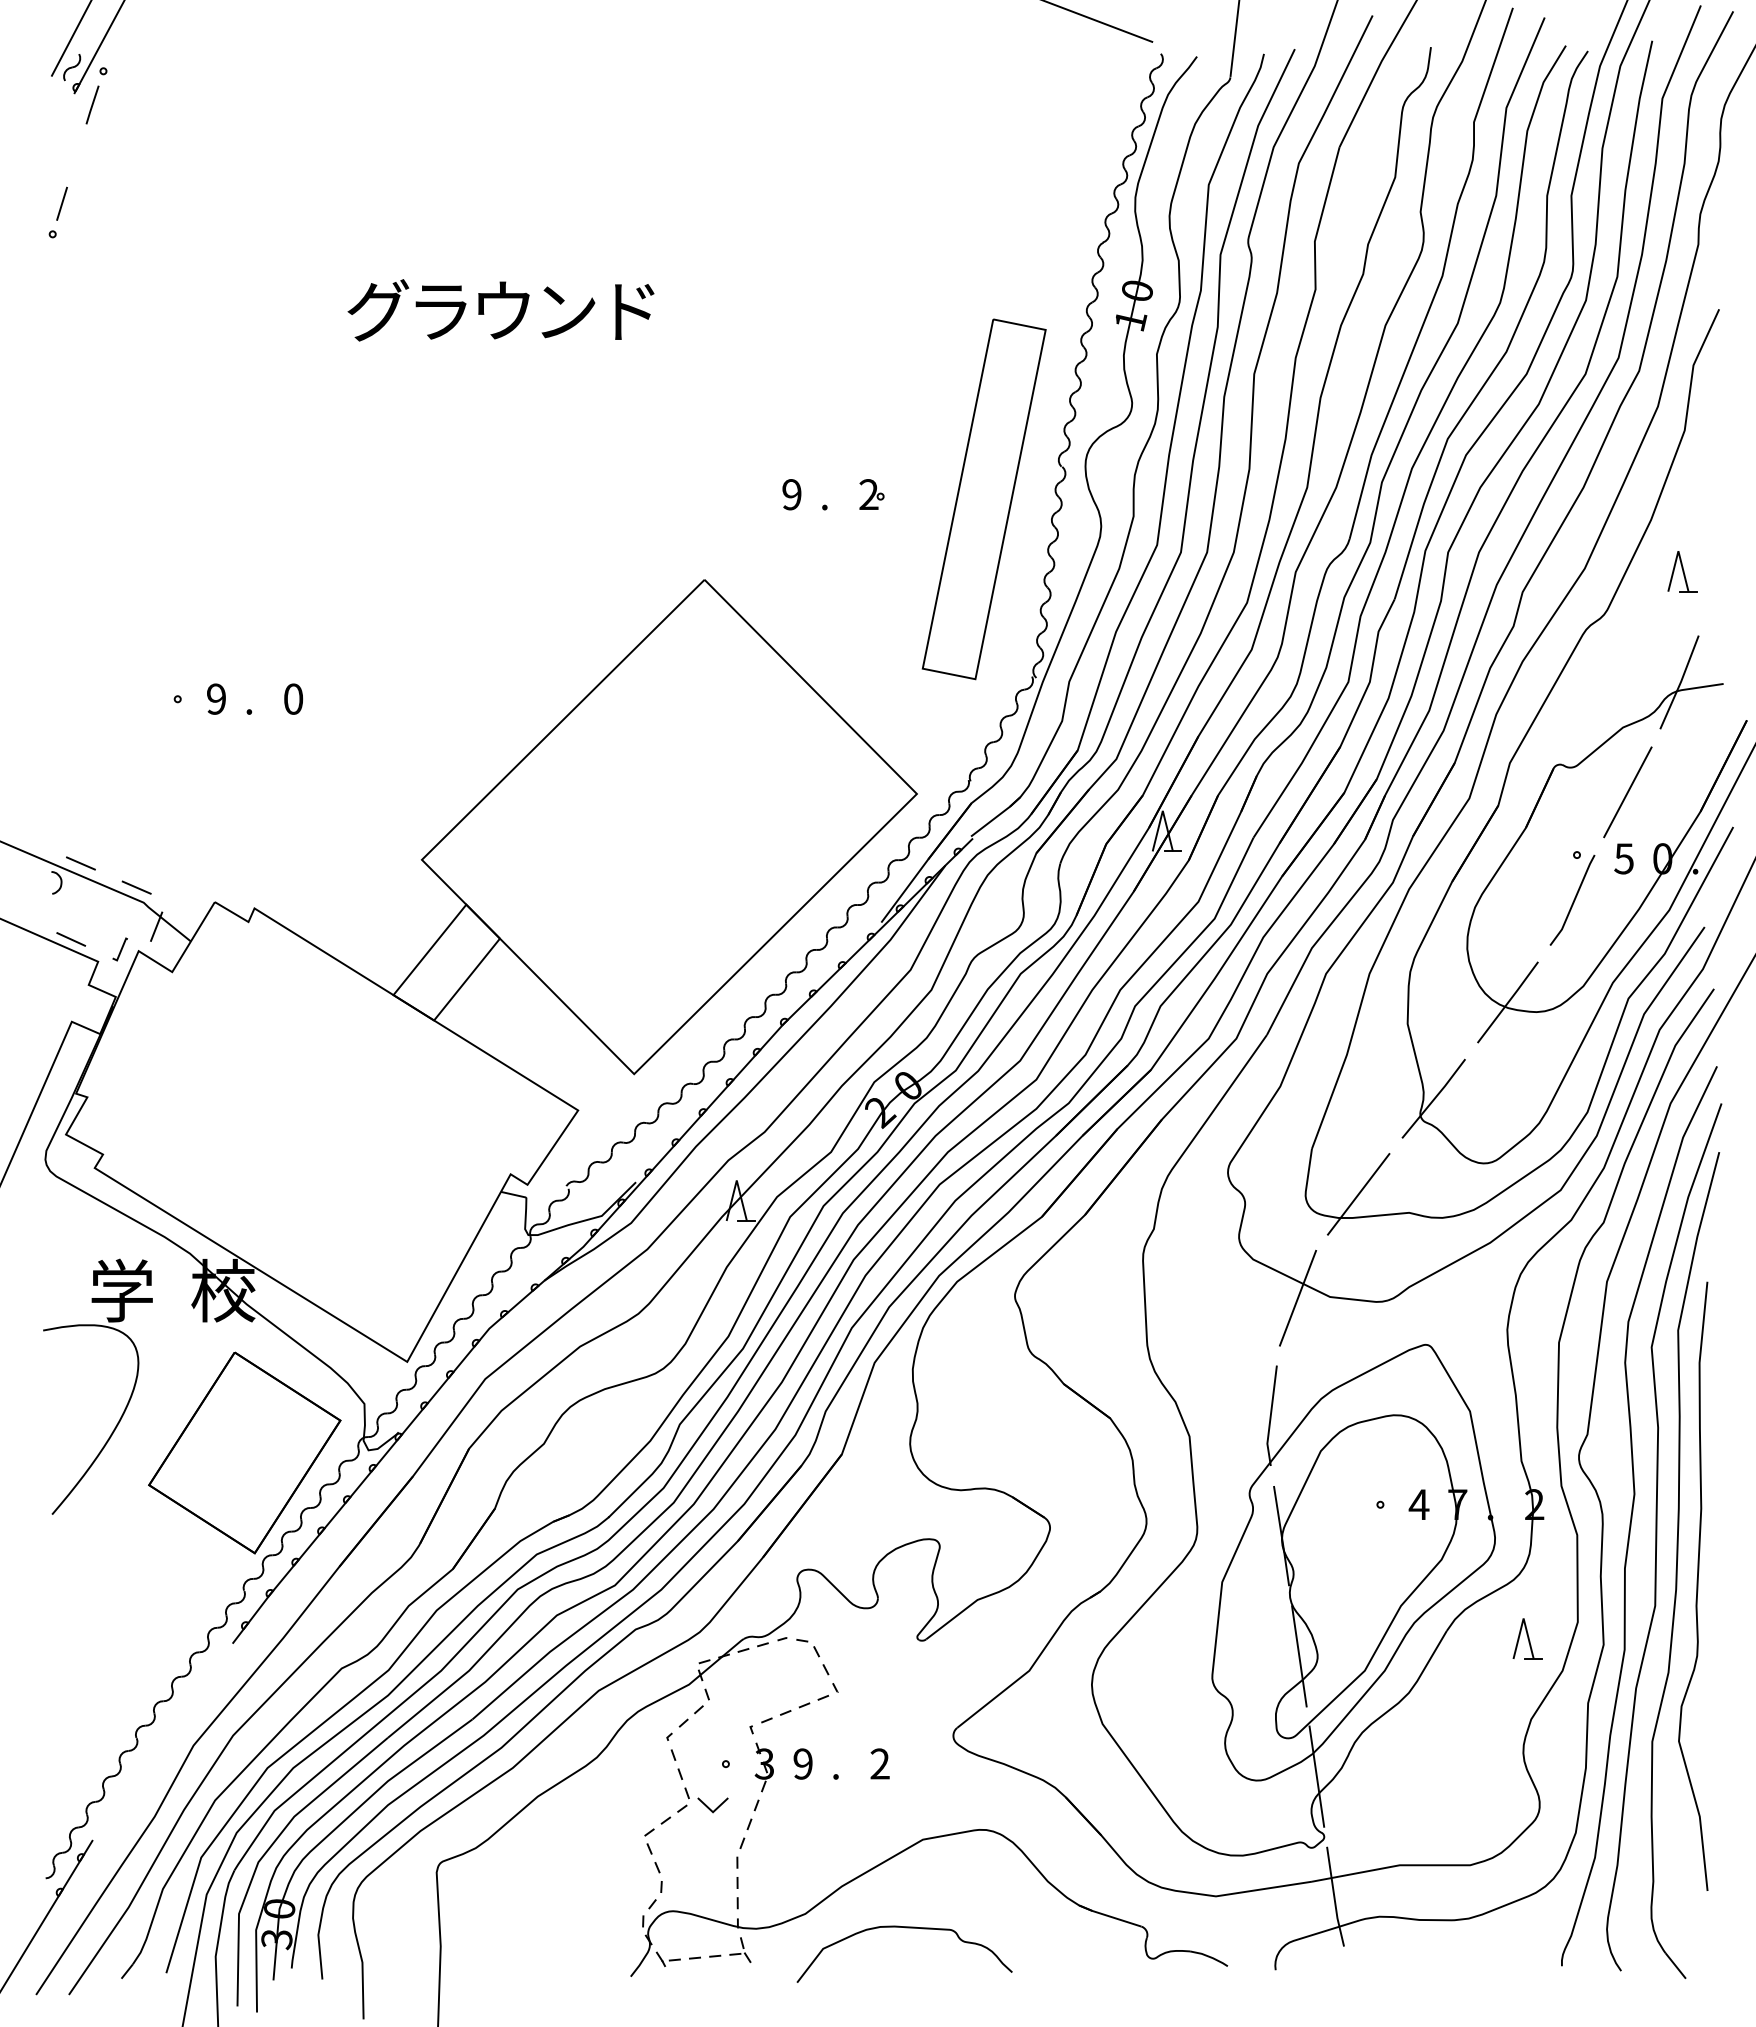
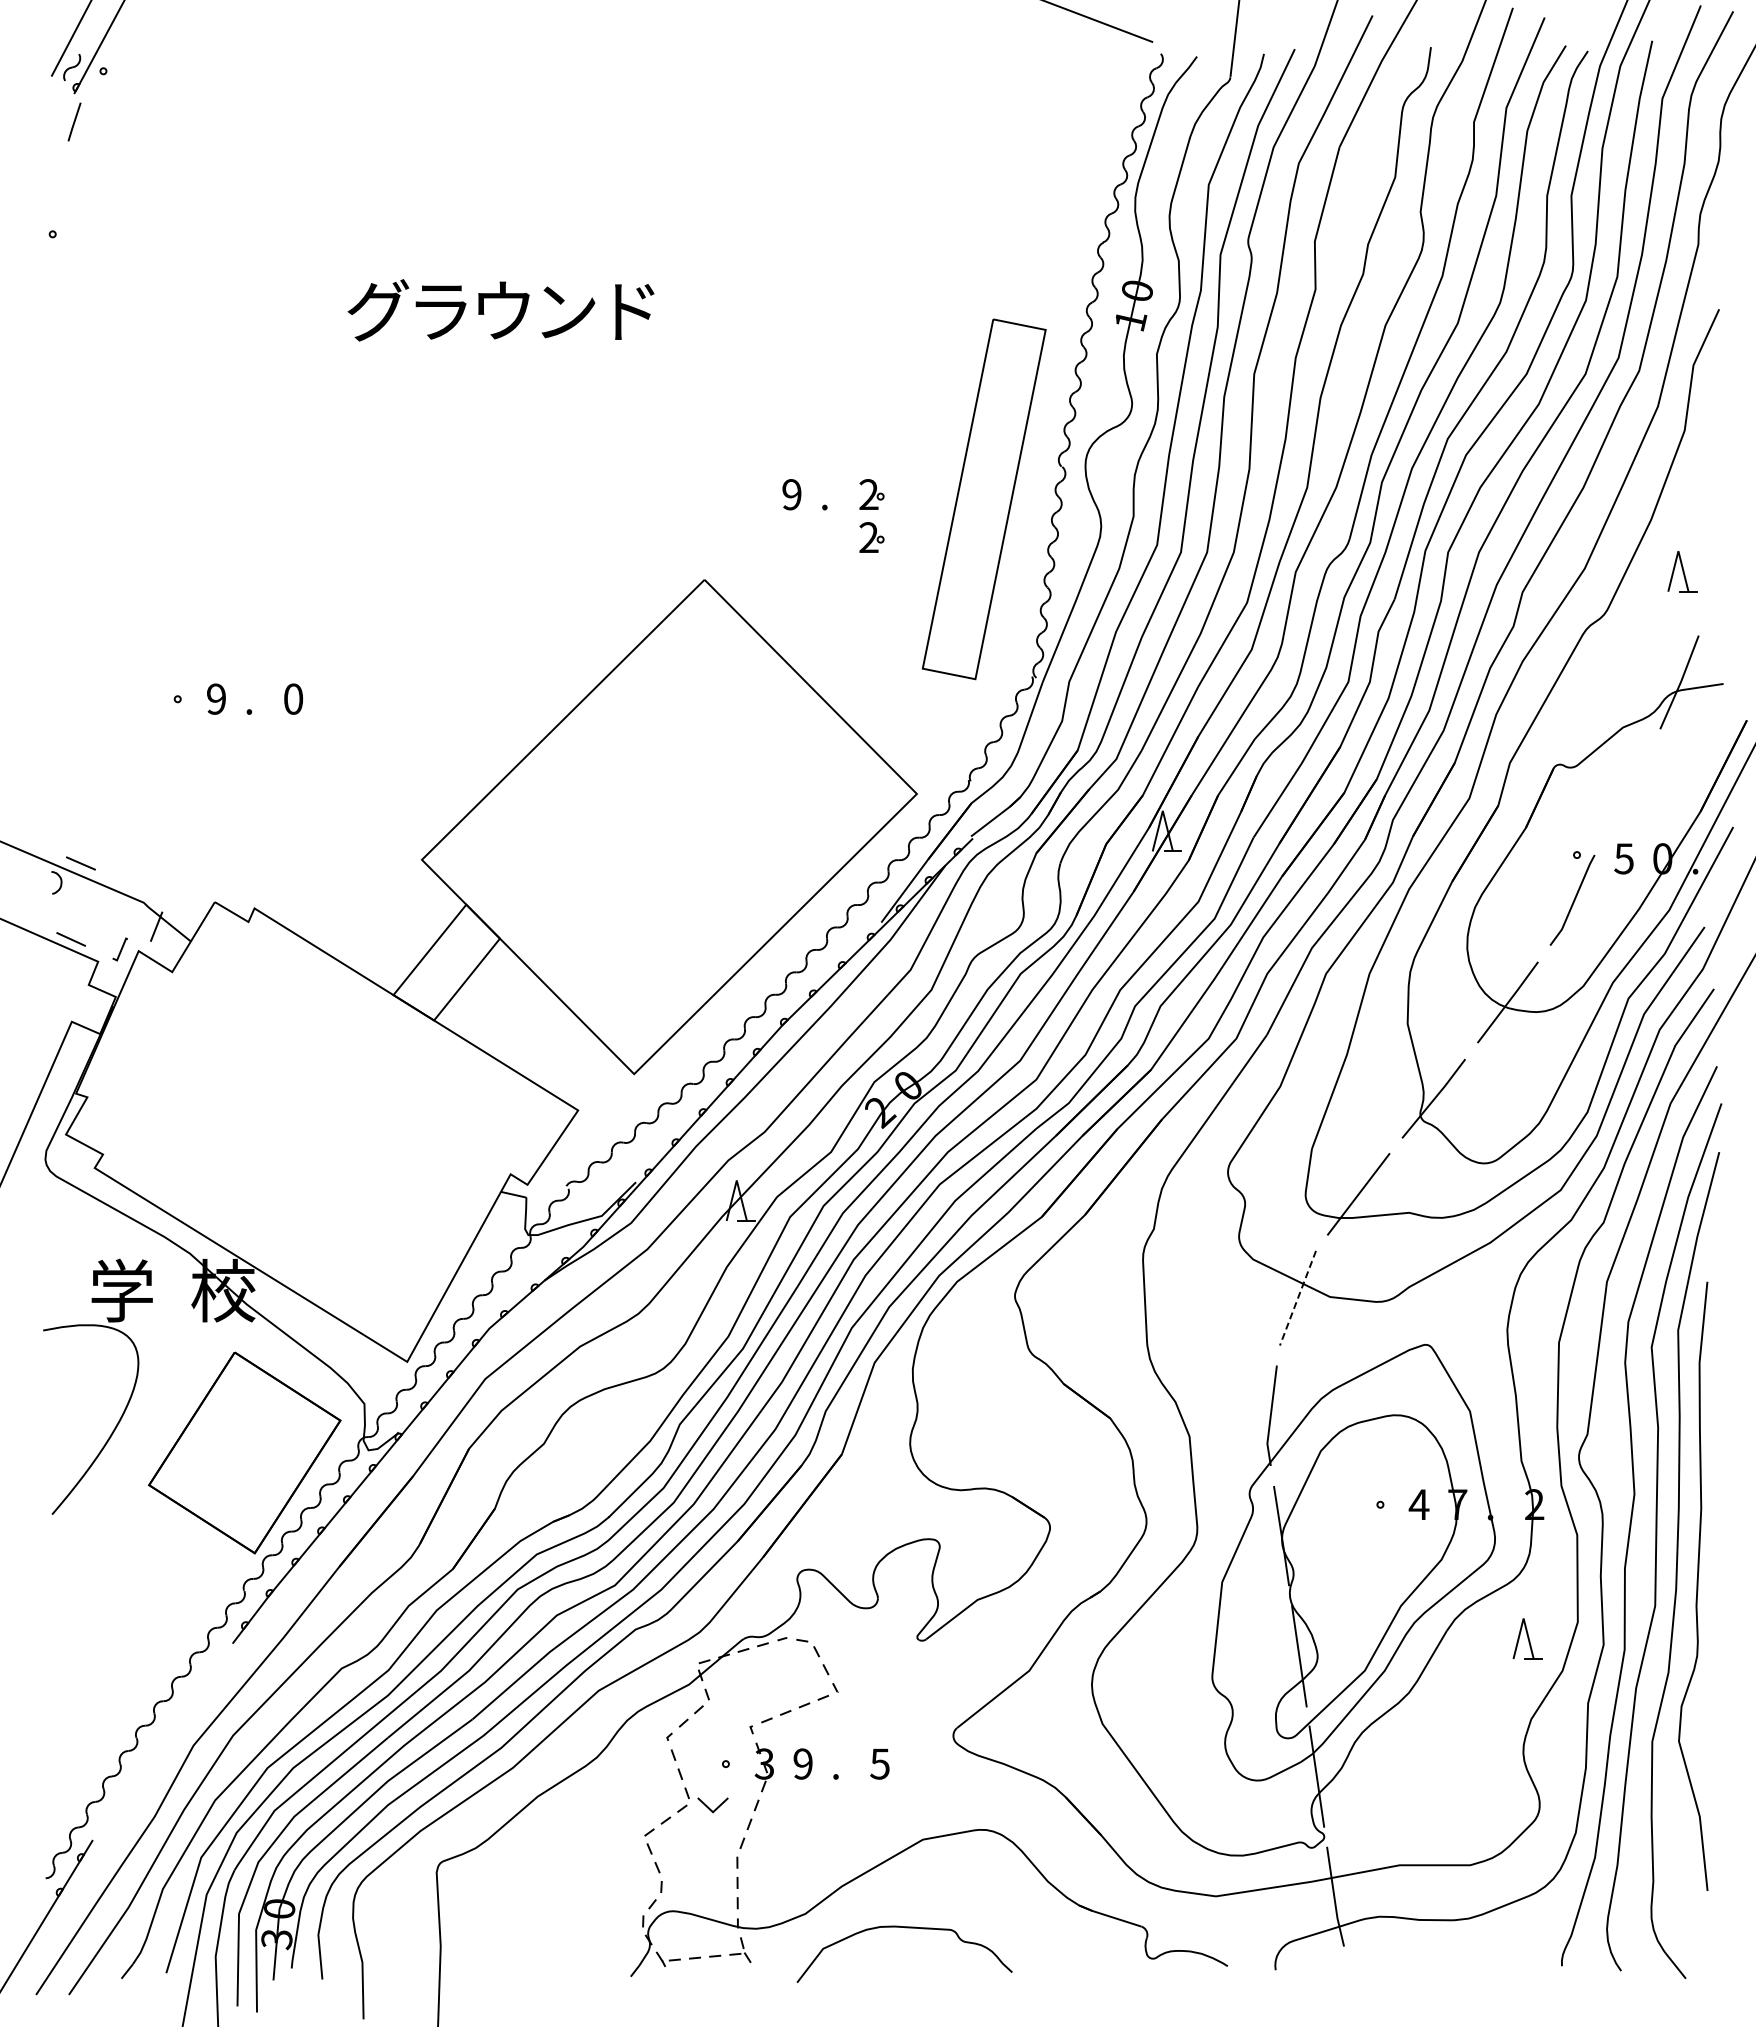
line position: (92, 104) -> (74, 121) (74, 121)
line: present -> none (61, 203)
part: none -> present (871, 537)
line: present -> none (1627, 792)
line: present -> none (136, 887)
line: solid -> dashed (1297, 1298)
text: 2 -> 5 (879, 1763)
